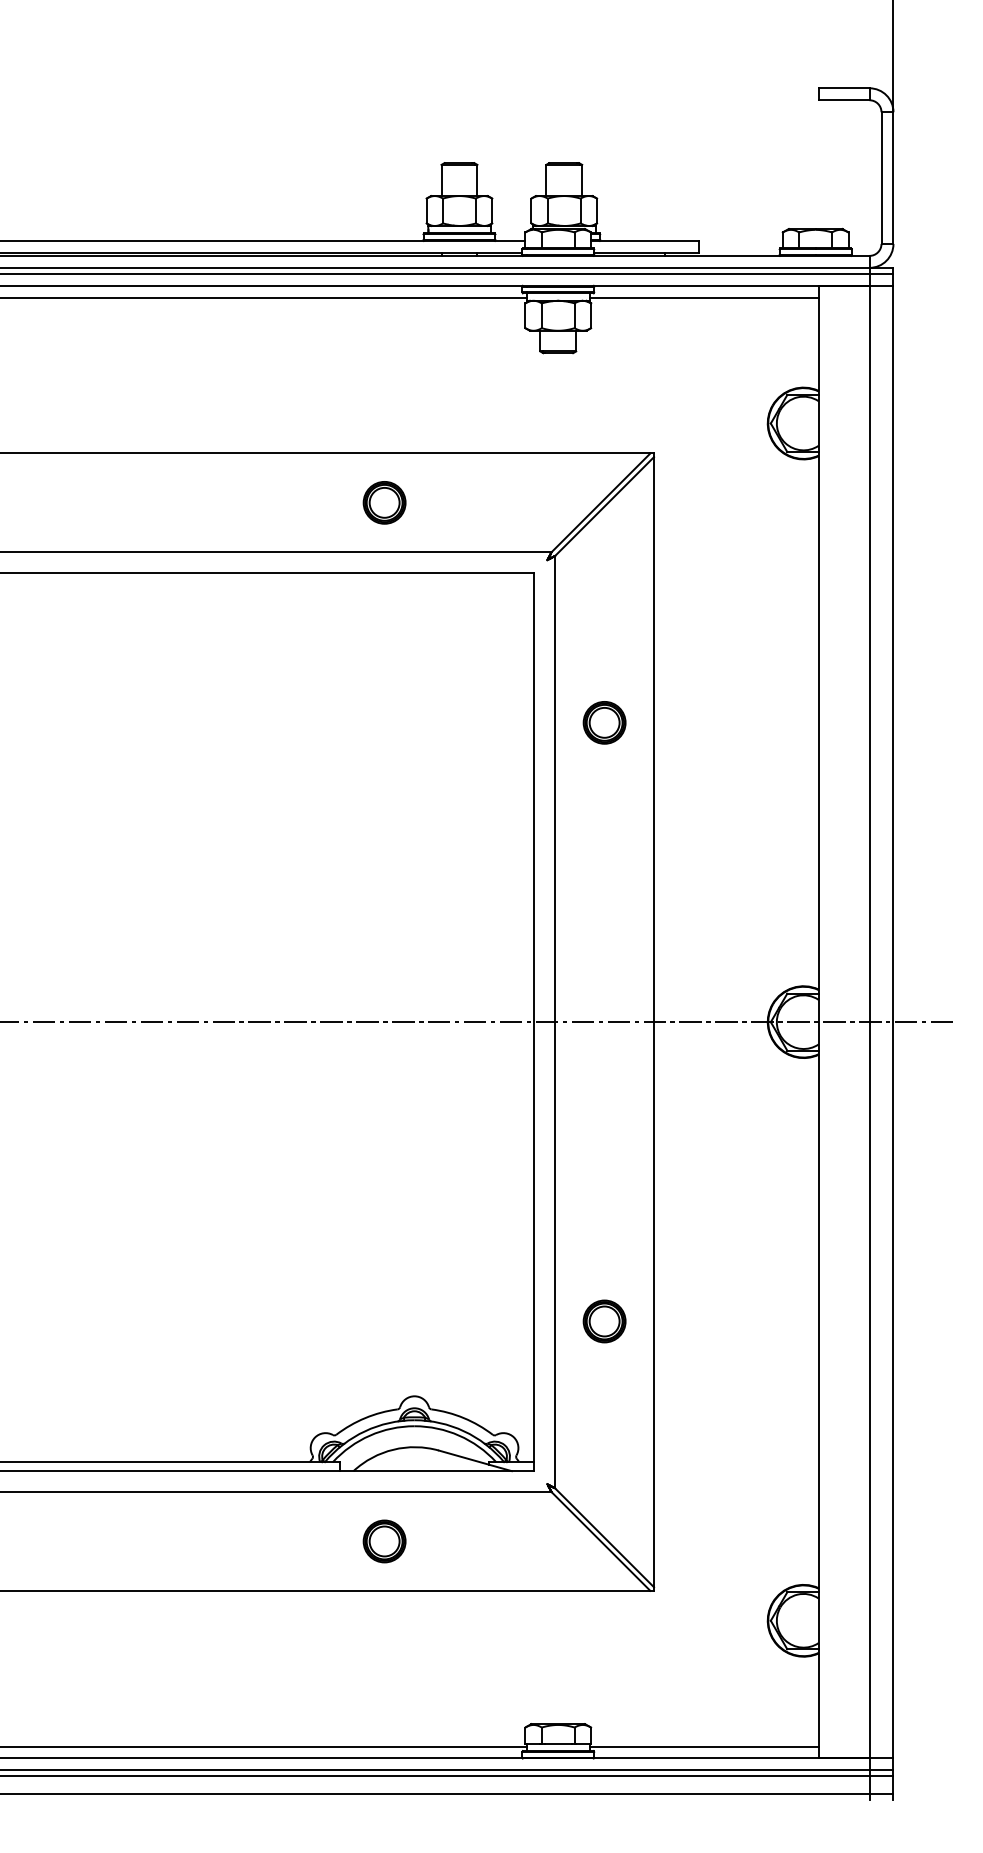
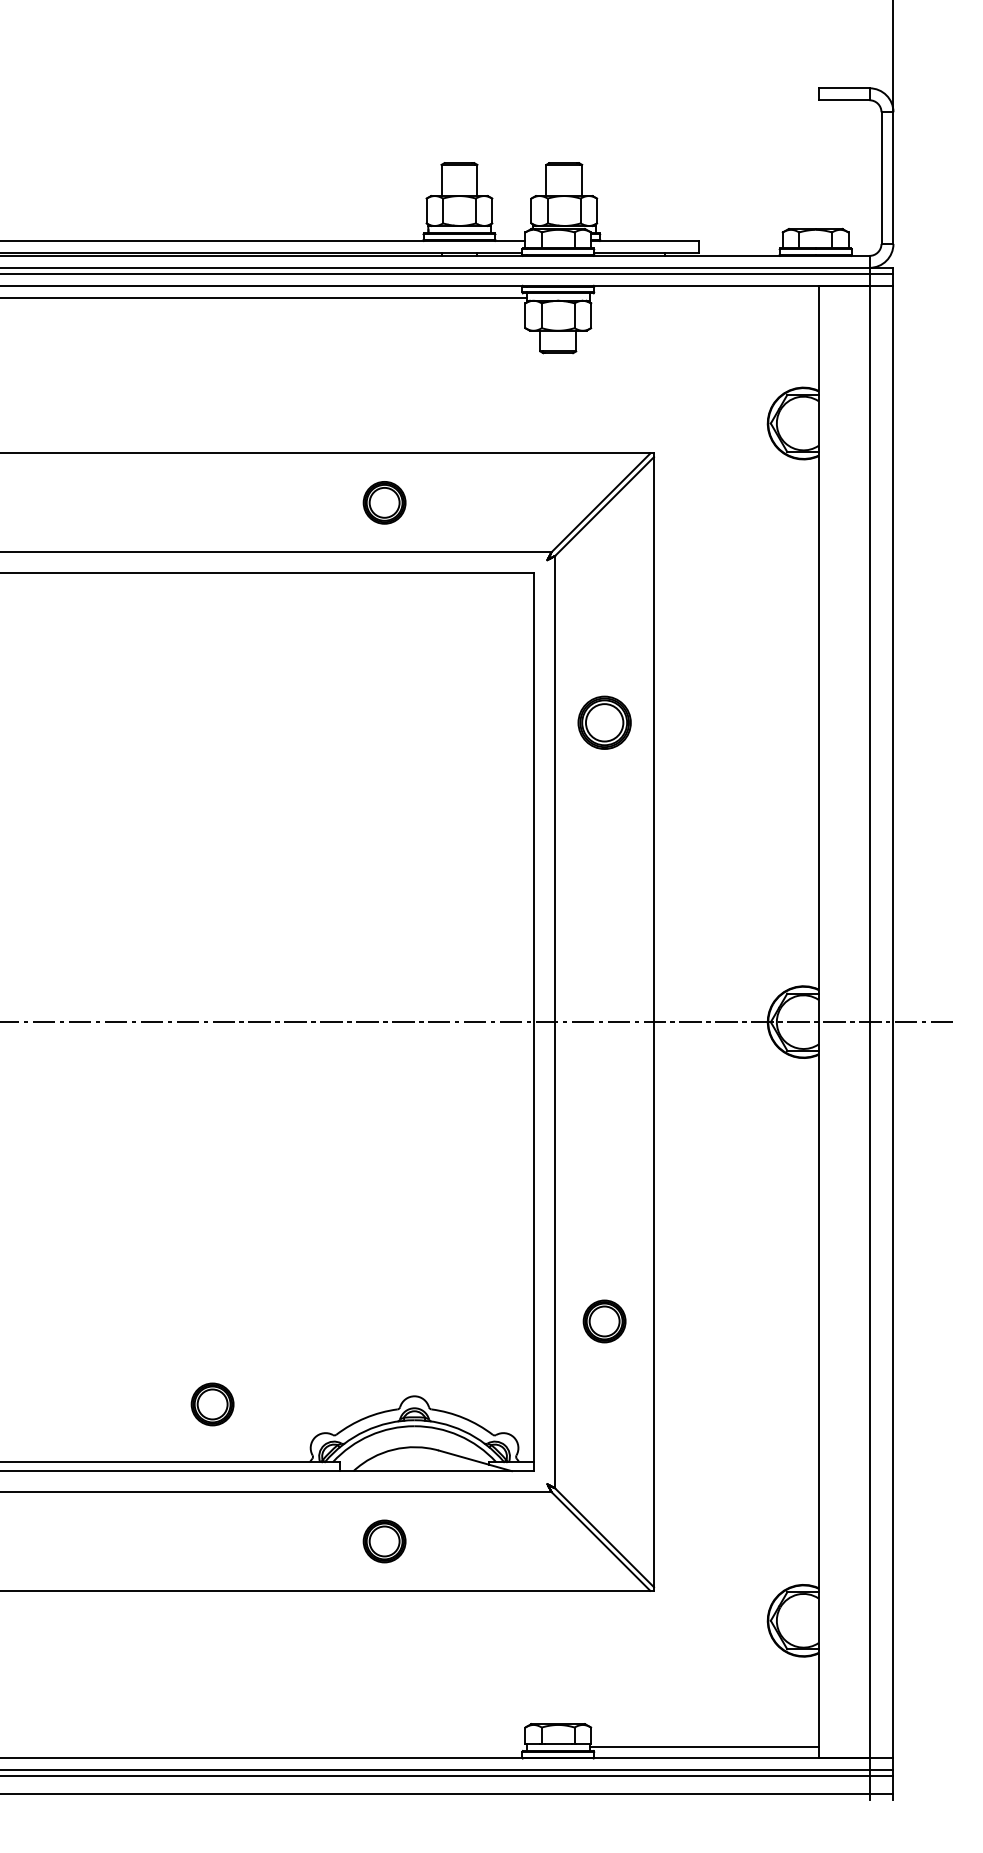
line: present -> none (703, 297)
part size: 45x44 px -> 55x55 px (604, 722)
part: none -> present (212, 1404)
line: present -> none (264, 1746)
